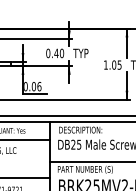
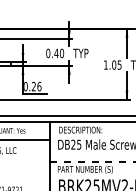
text: 0.06 -> 0.26 (33, 86)
line: solid -> dashed (93, 161)
line: present -> none (26, 178)
